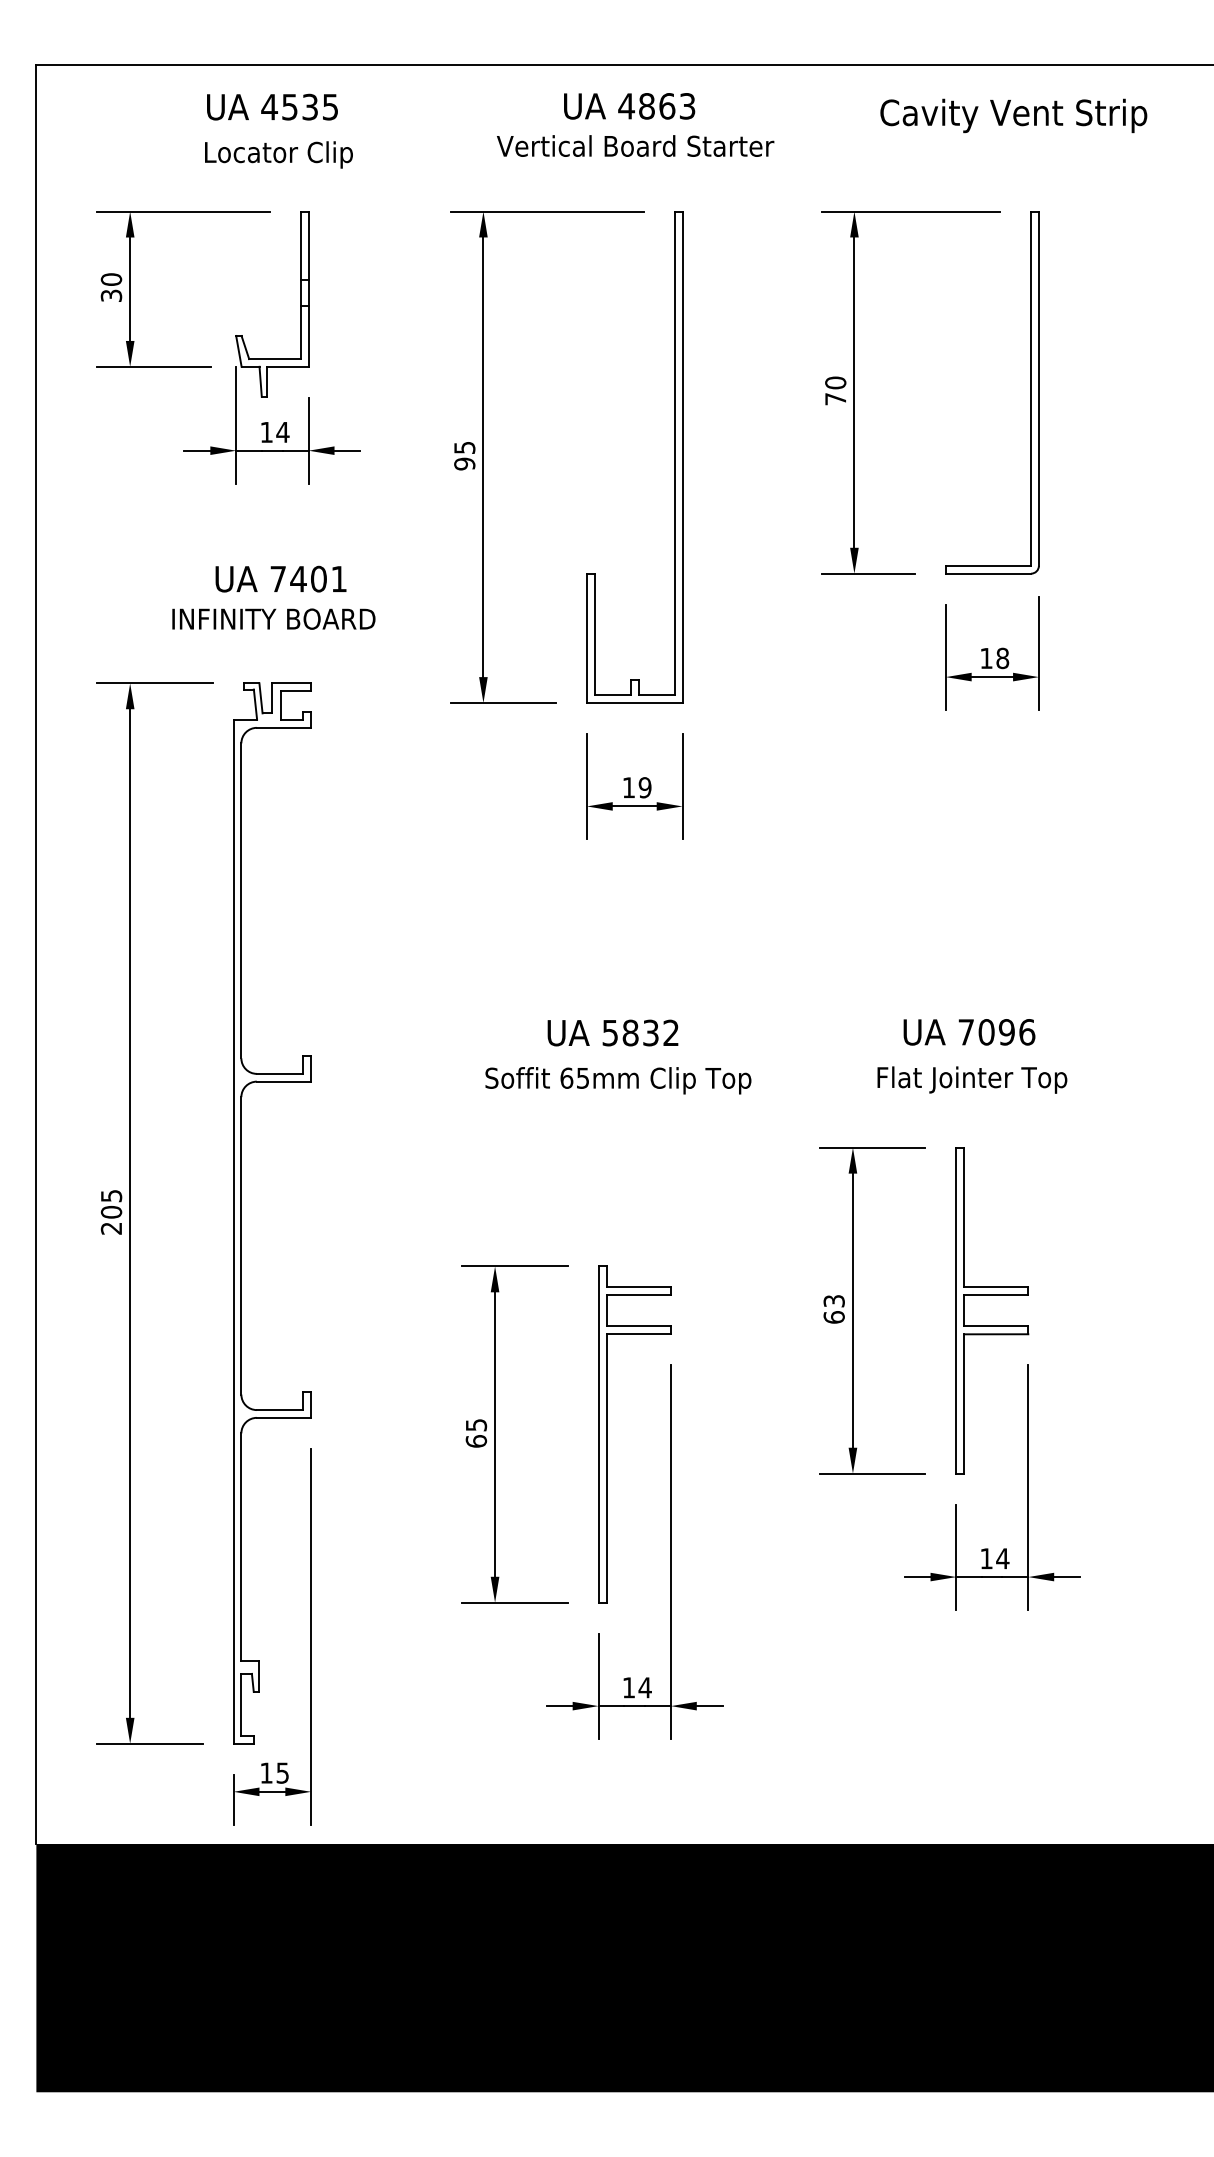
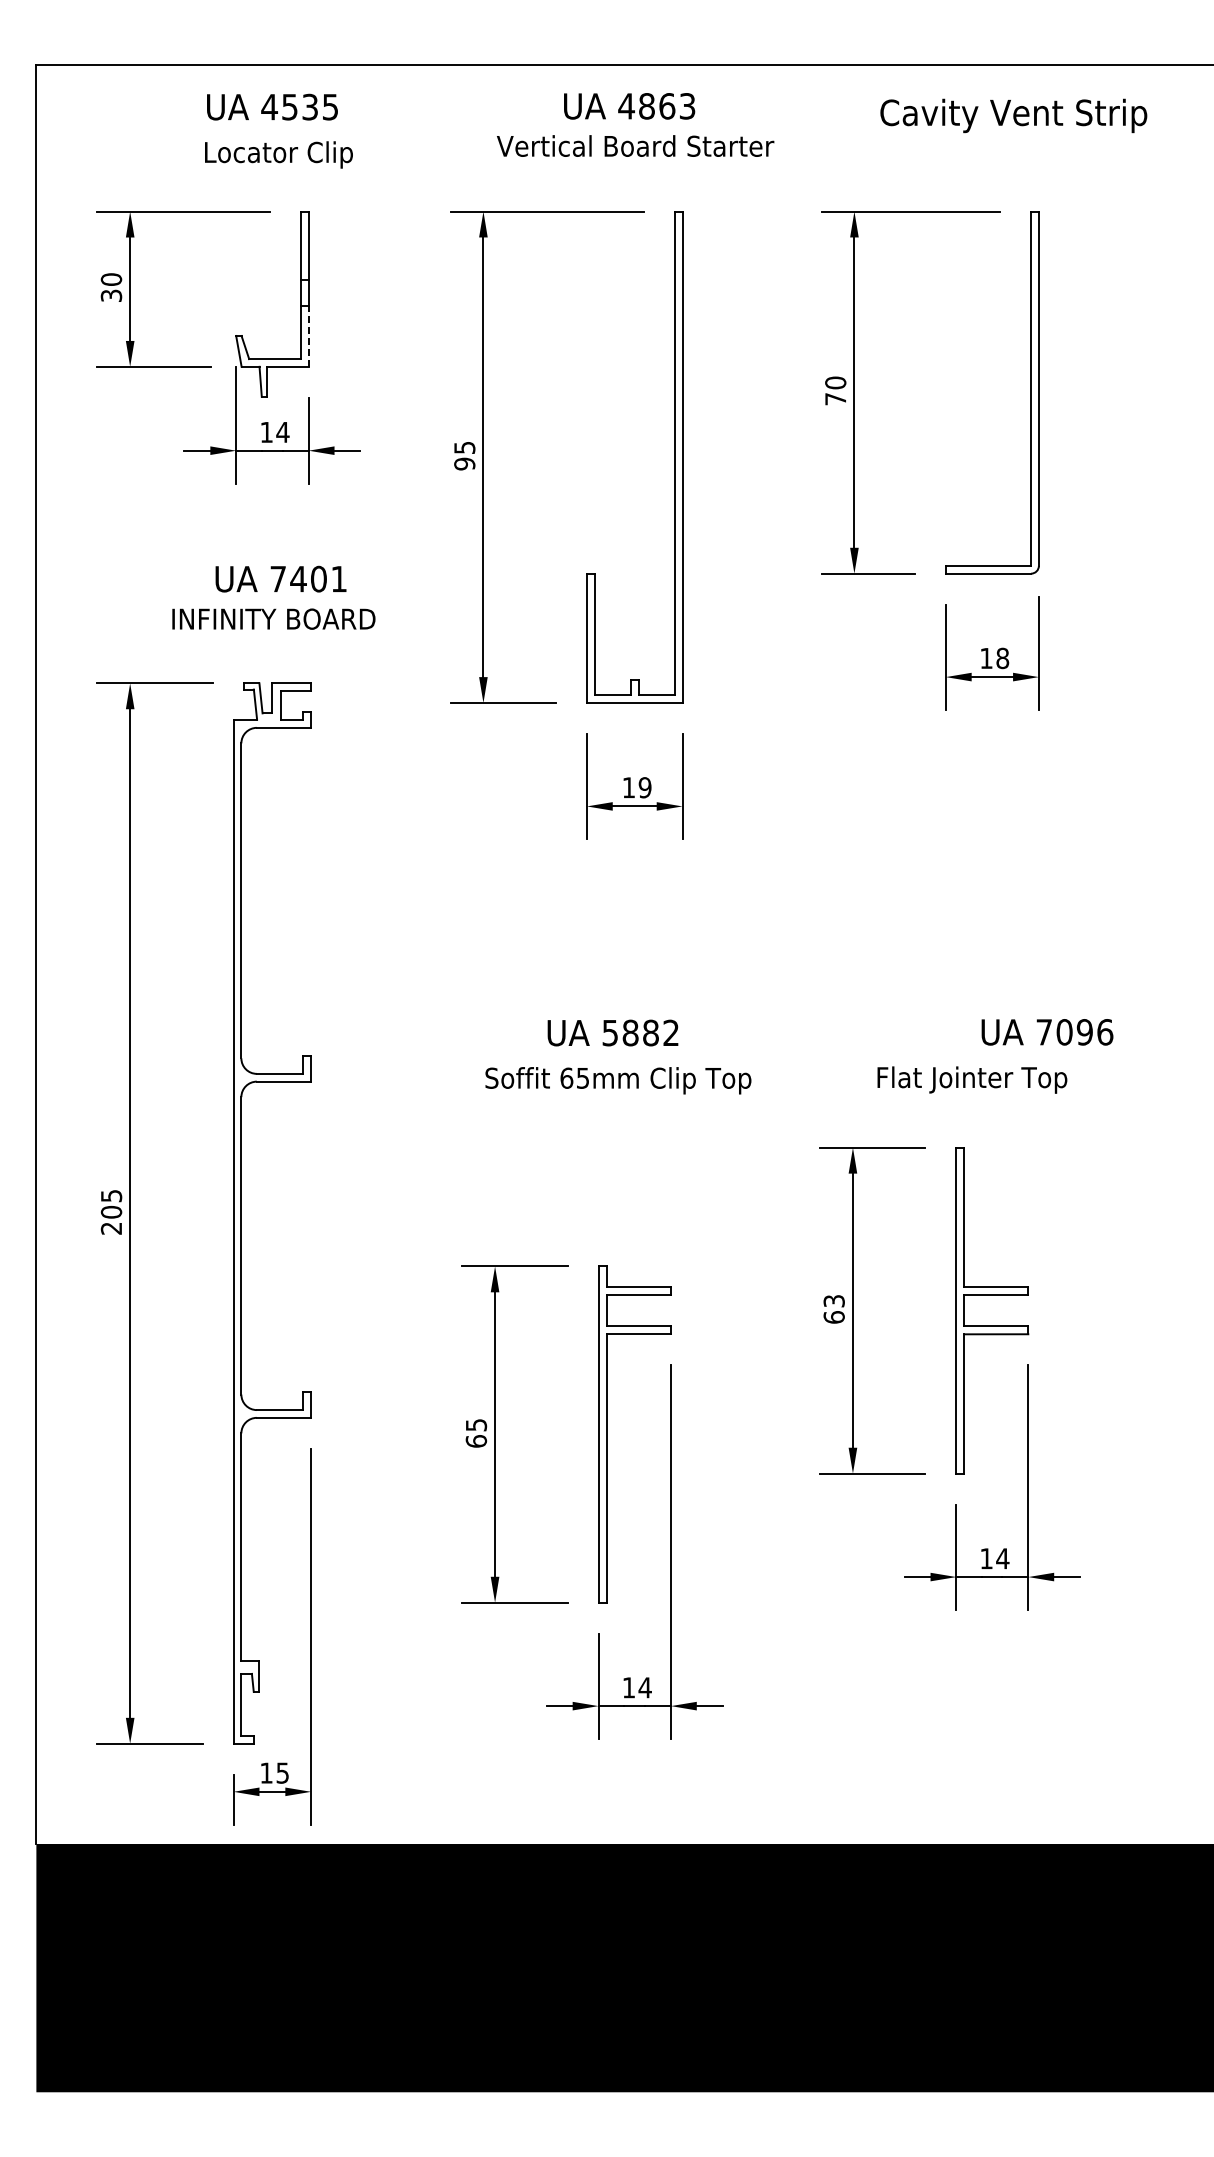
line: solid -> dashed (308, 336)
text: 5832 -> 5882 (650, 1032)
text position: (969, 1032) -> (1047, 1032) (1047, 1032)
